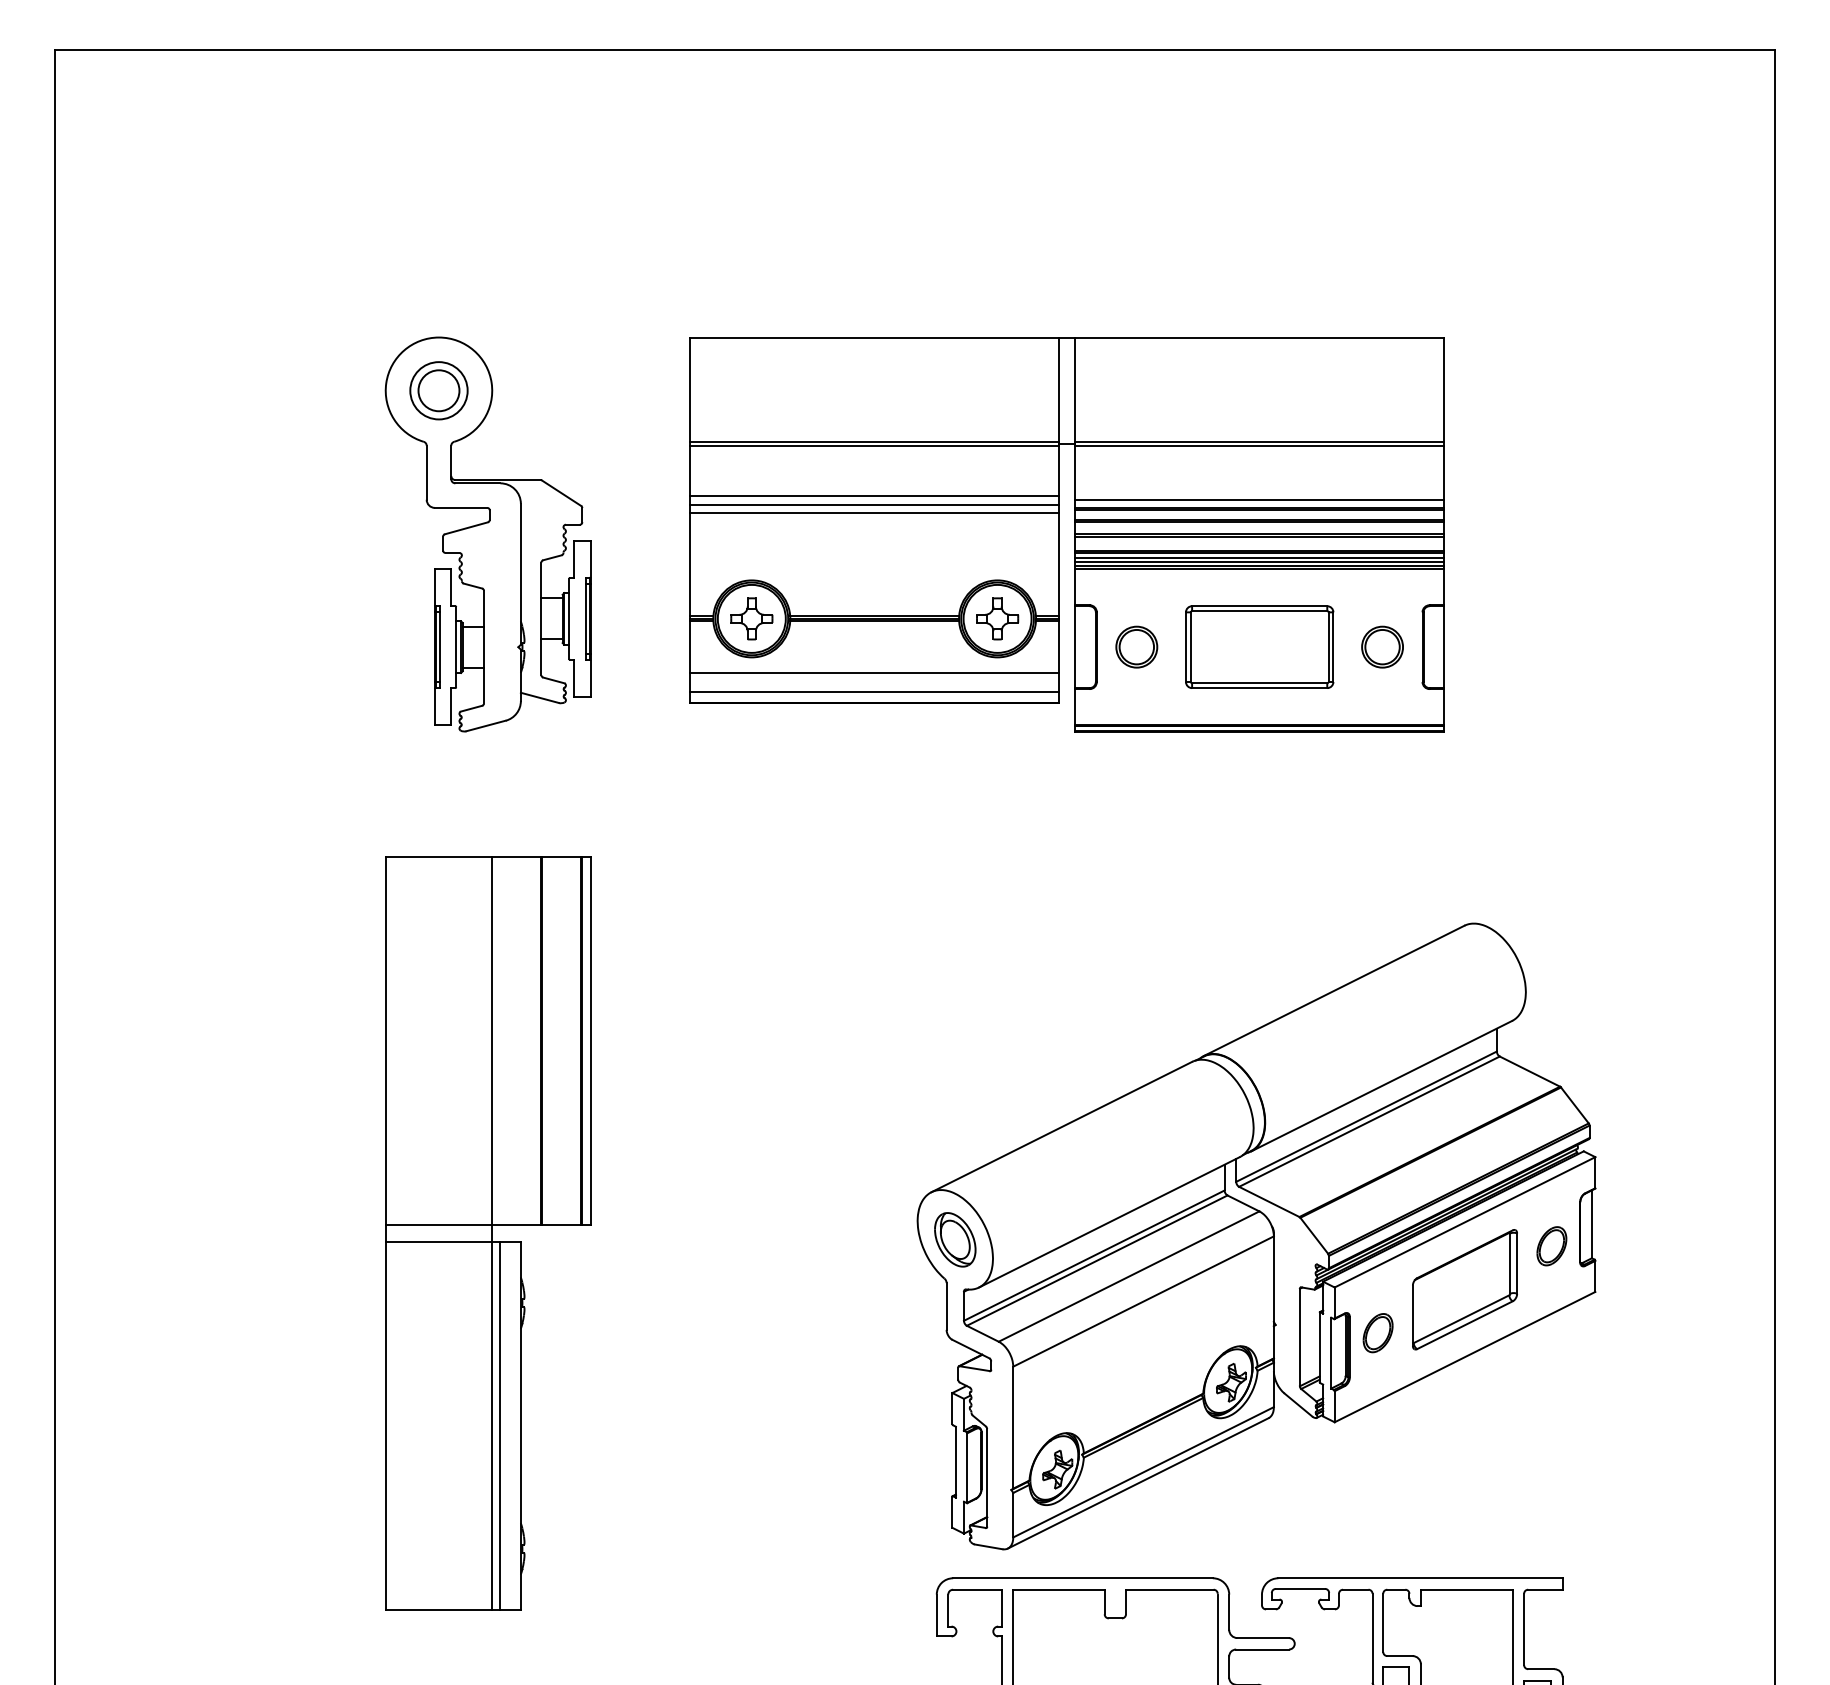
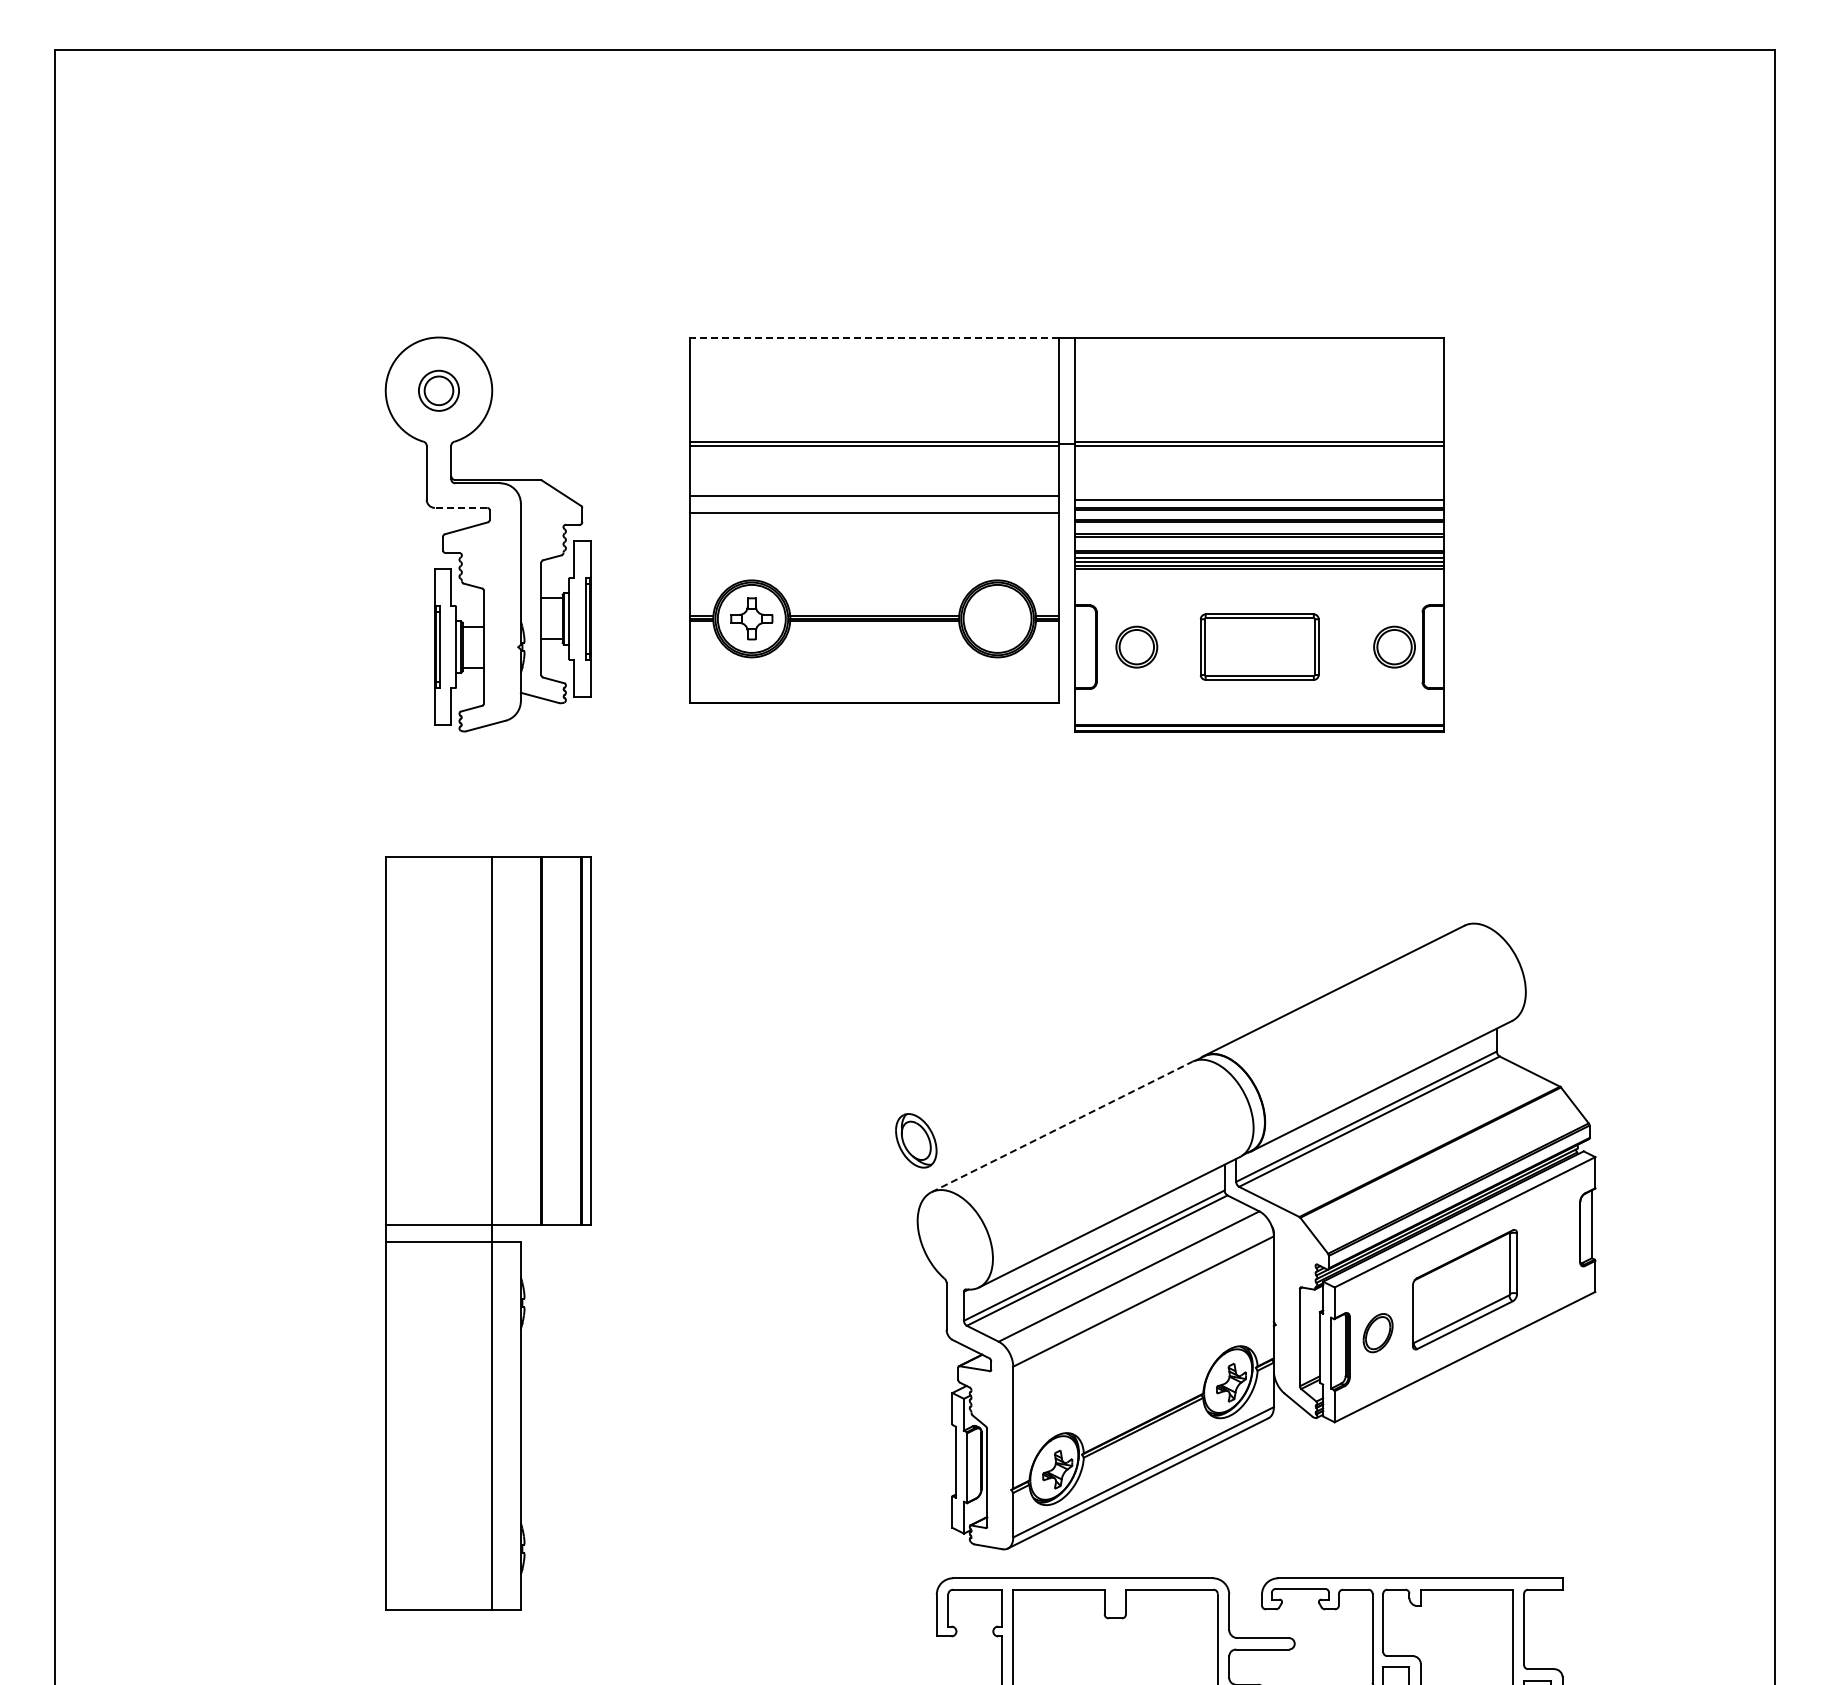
line: solid -> dashed (874, 337)
part size: 60x60 px -> 42x43 px (438, 390)
line: present -> none (874, 504)
line: solid -> dashed (460, 507)
part: present -> none (997, 618)
part size: 150x84 px -> 121x68 px (1259, 646)
part position: (1382, 646) -> (1394, 646) (1394, 646)
line: present -> none (874, 672)
line: present -> none (874, 692)
line: solid -> dashed (1061, 1127)
part position: (955, 1239) -> (916, 1140) (916, 1140)
part: present -> none (1551, 1246)
line: present -> none (500, 1425)
